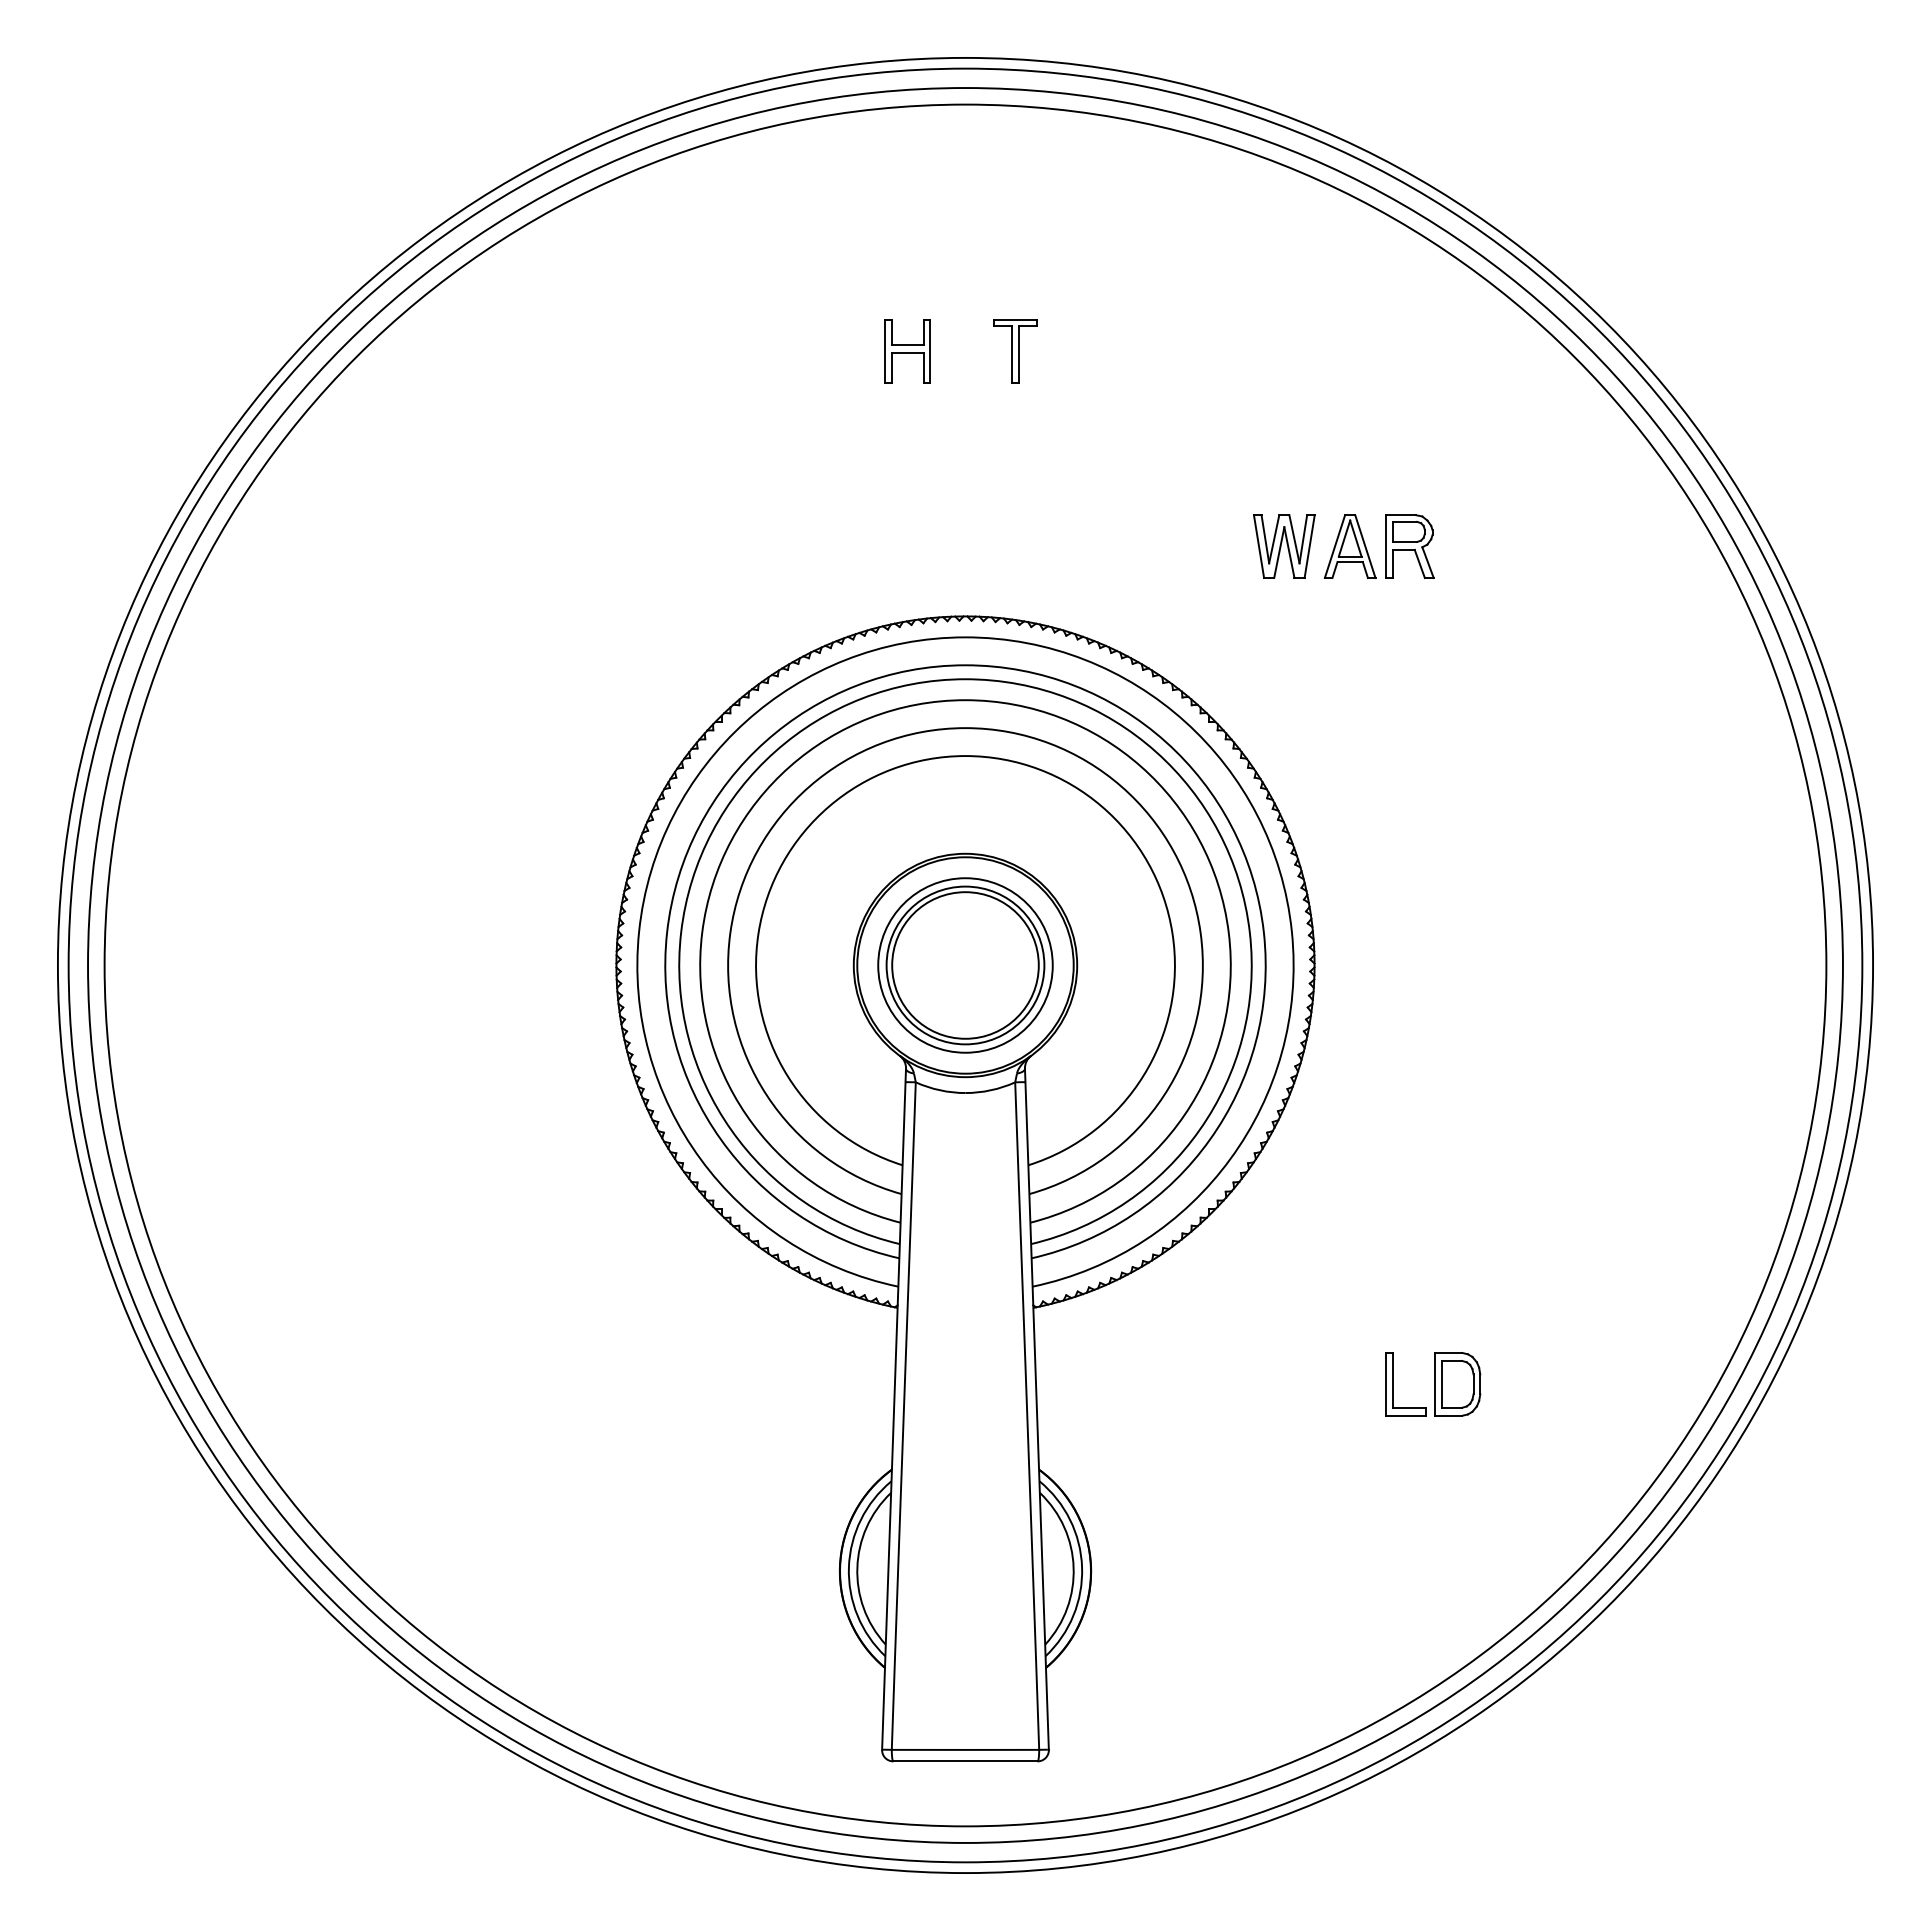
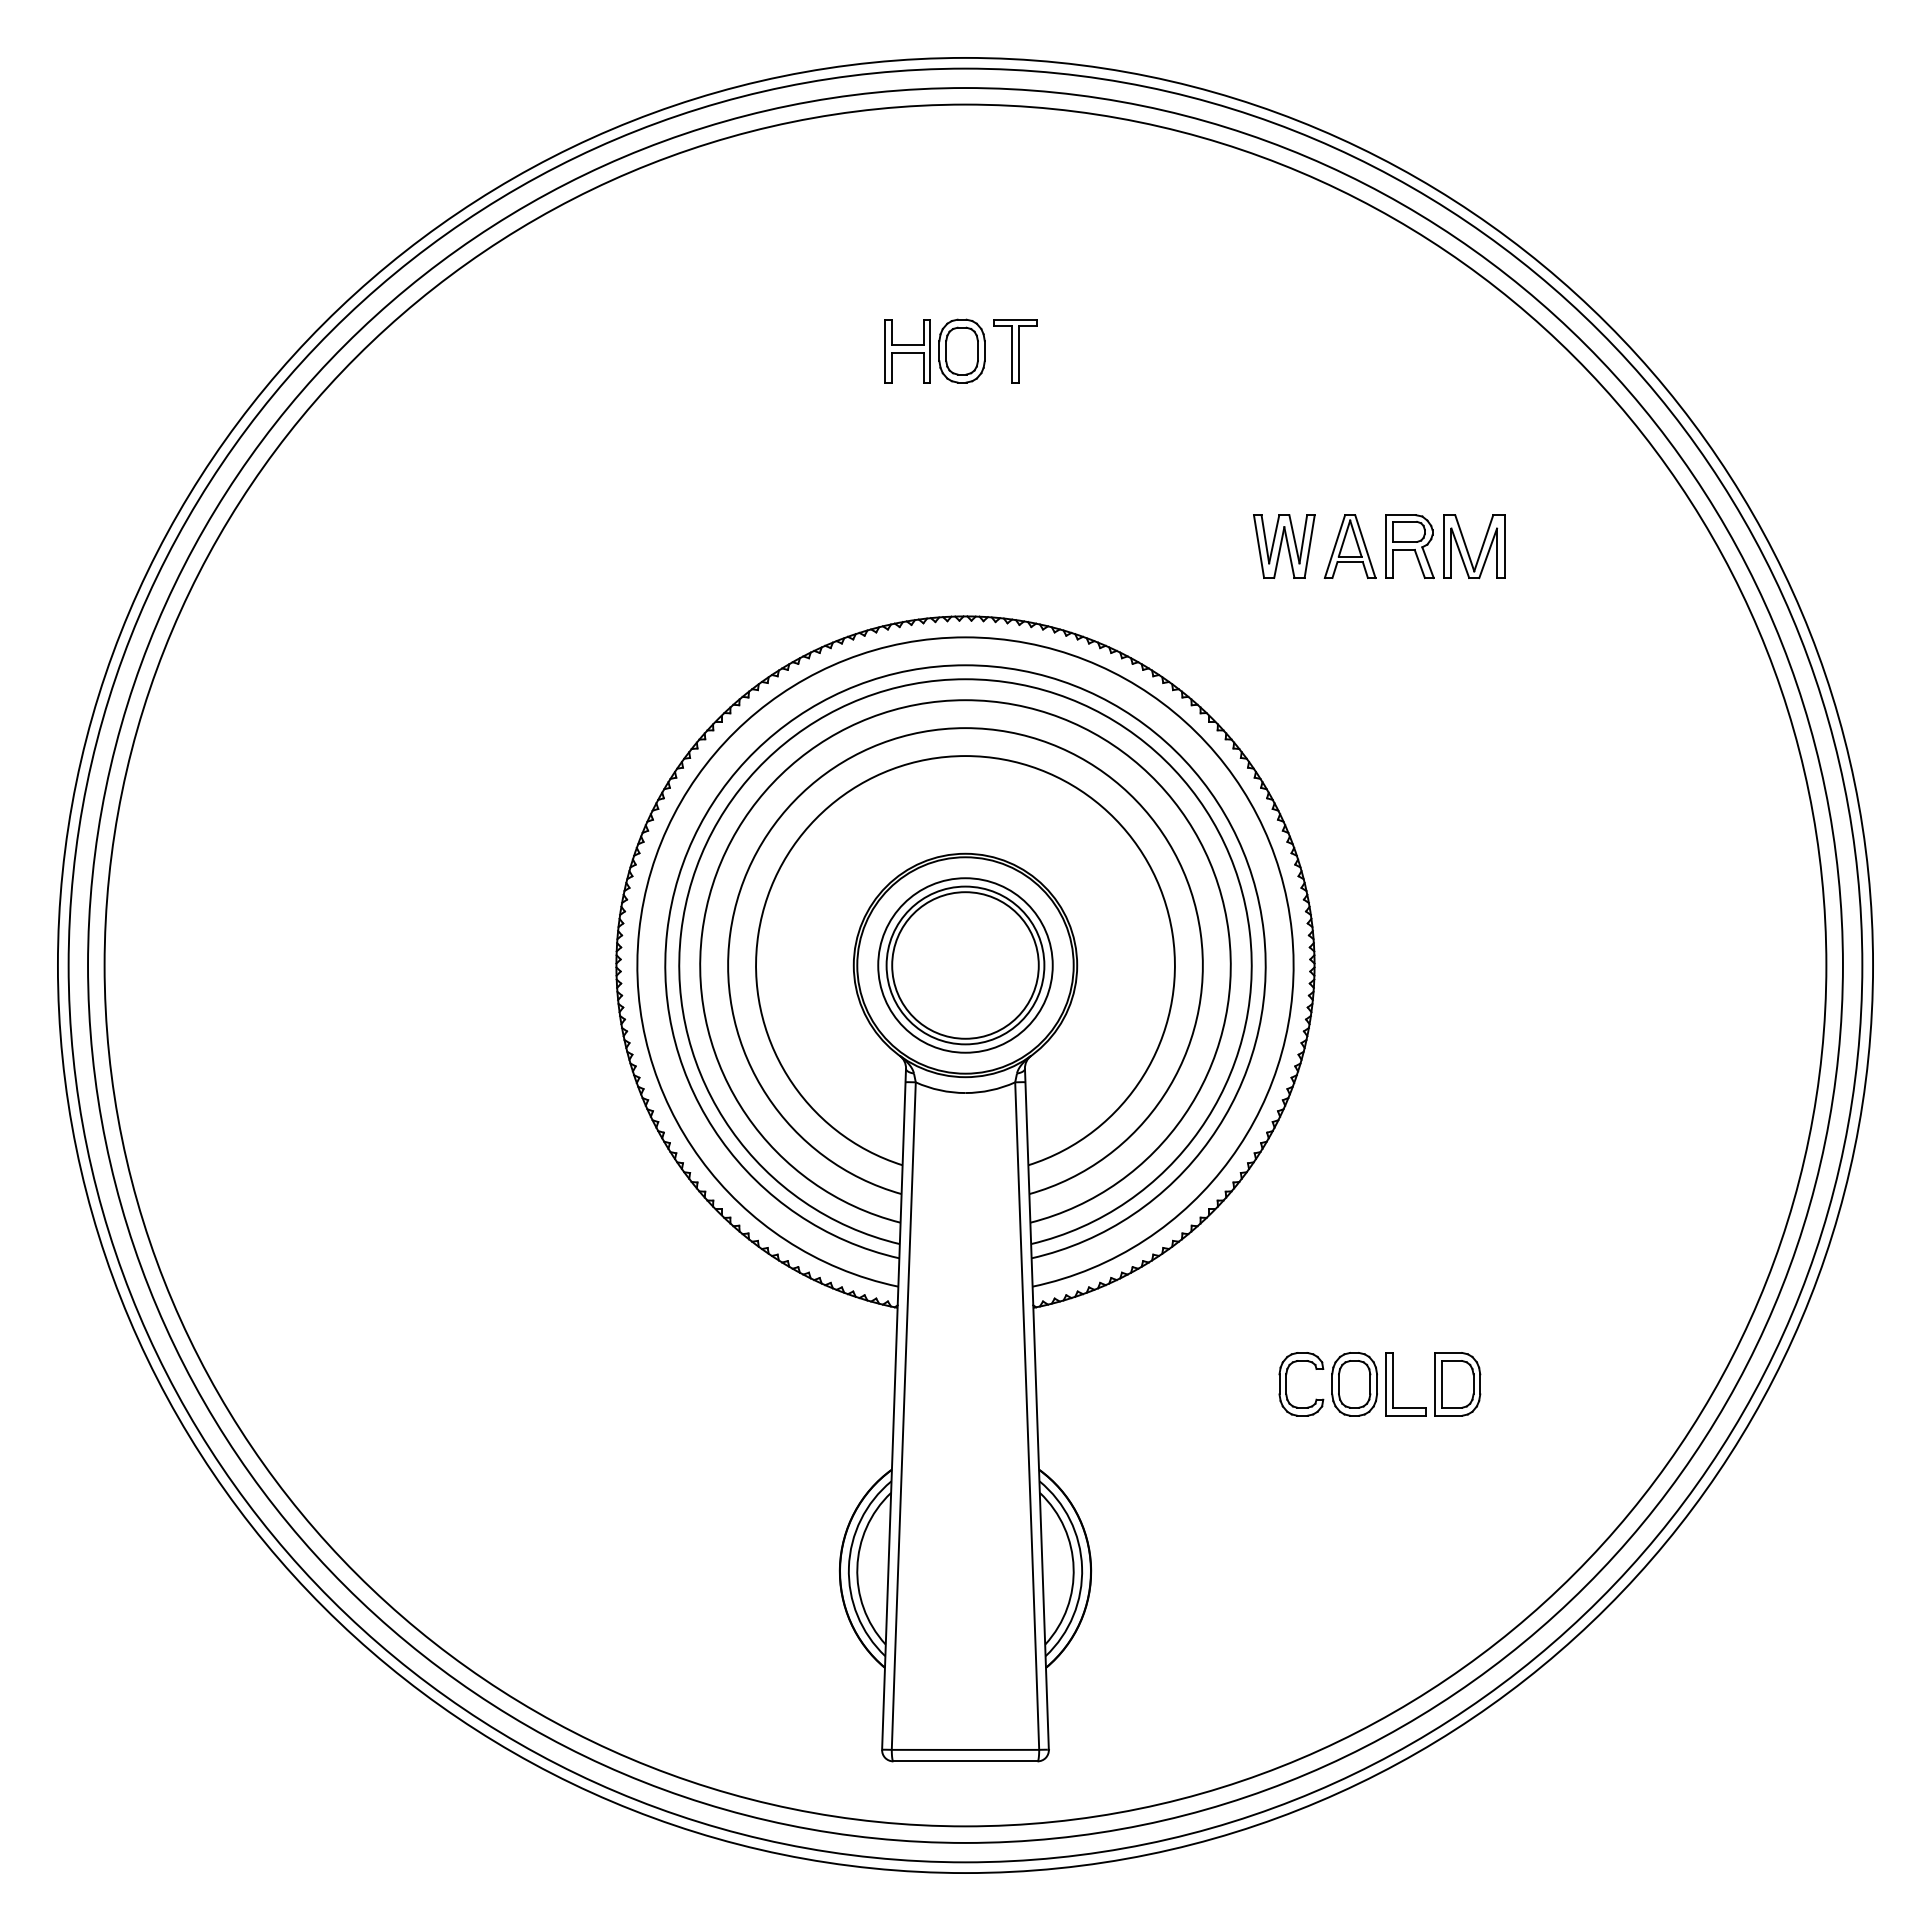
part: none -> present (961, 350)
part: none -> present (1480, 549)
part: none -> present (1327, 1384)
